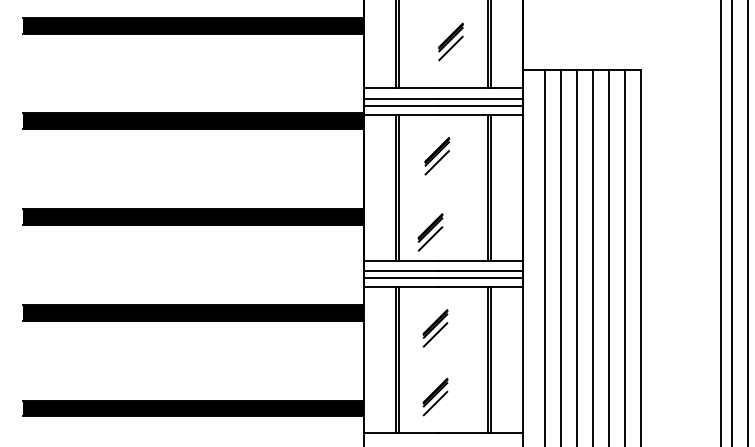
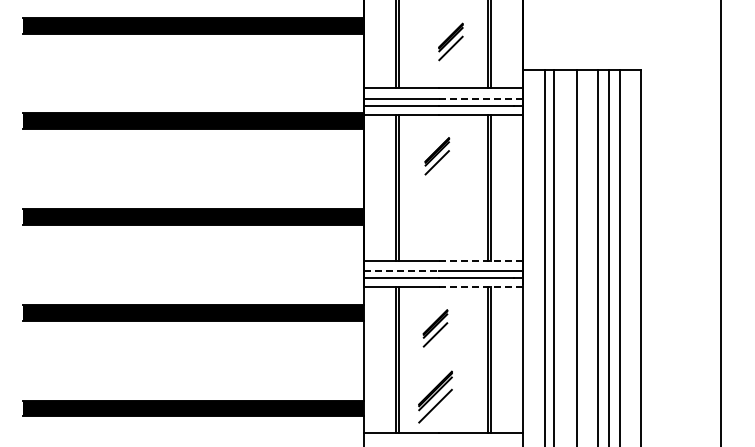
line: solid -> dashed (481, 99)
line: present -> none (732, 222)
line: present -> none (748, 222)
part: present -> none (430, 232)
line position: (561, 256) -> (554, 256) (554, 256)
line position: (593, 256) -> (598, 256) (598, 256)
line position: (624, 256) -> (619, 256) (619, 256)
line: solid -> dashed (481, 260)
line: solid -> dashed (401, 271)
line: solid -> dashed (481, 287)
part size: 27x40 px -> 35x54 px (435, 396)
